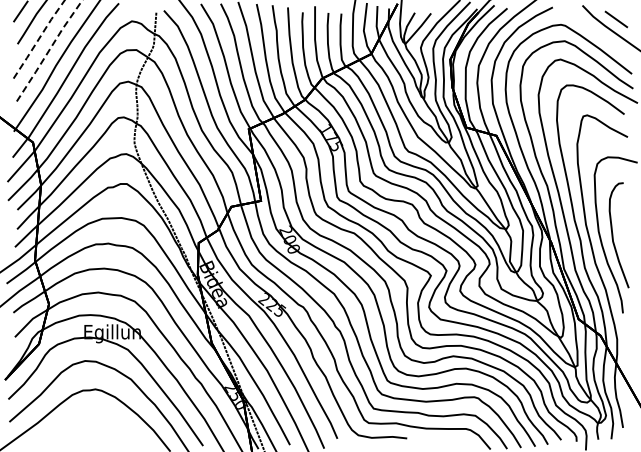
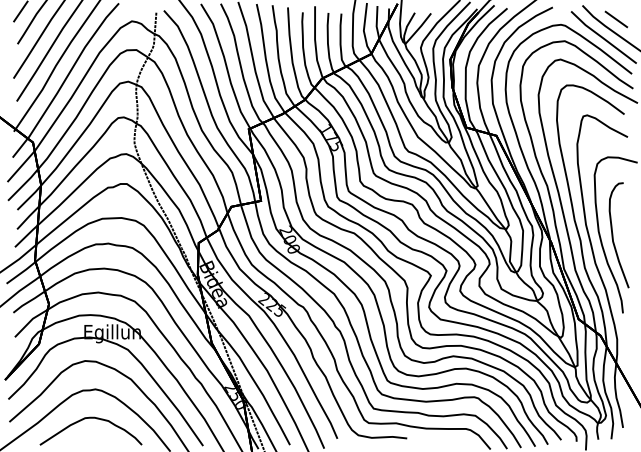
line: none -> present (603, 37)
line: dashed -> solid (38, 39)
line: dashed -> solid (49, 50)
curve: none -> present (90, 418)
